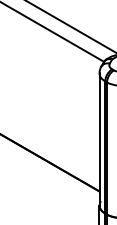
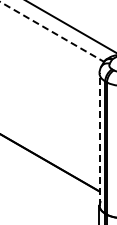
line: solid -> dashed (52, 31)
line: solid -> dashed (99, 138)
